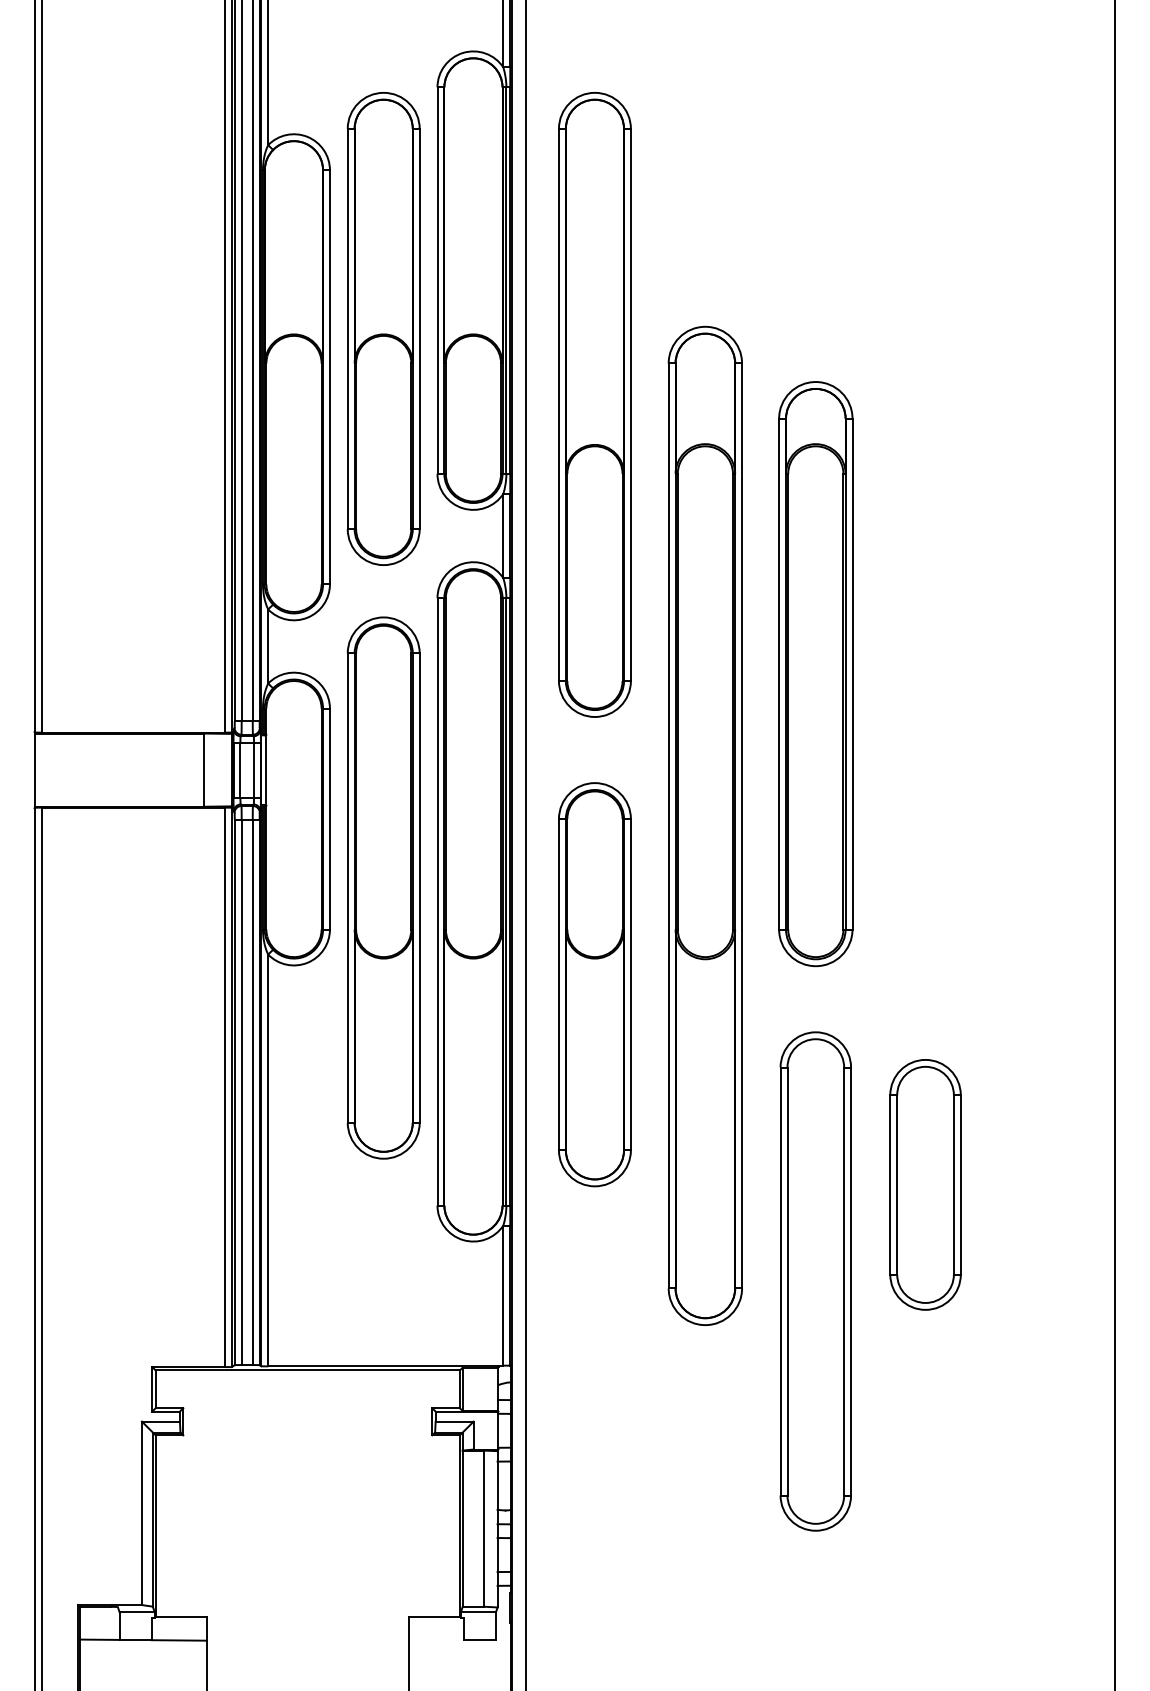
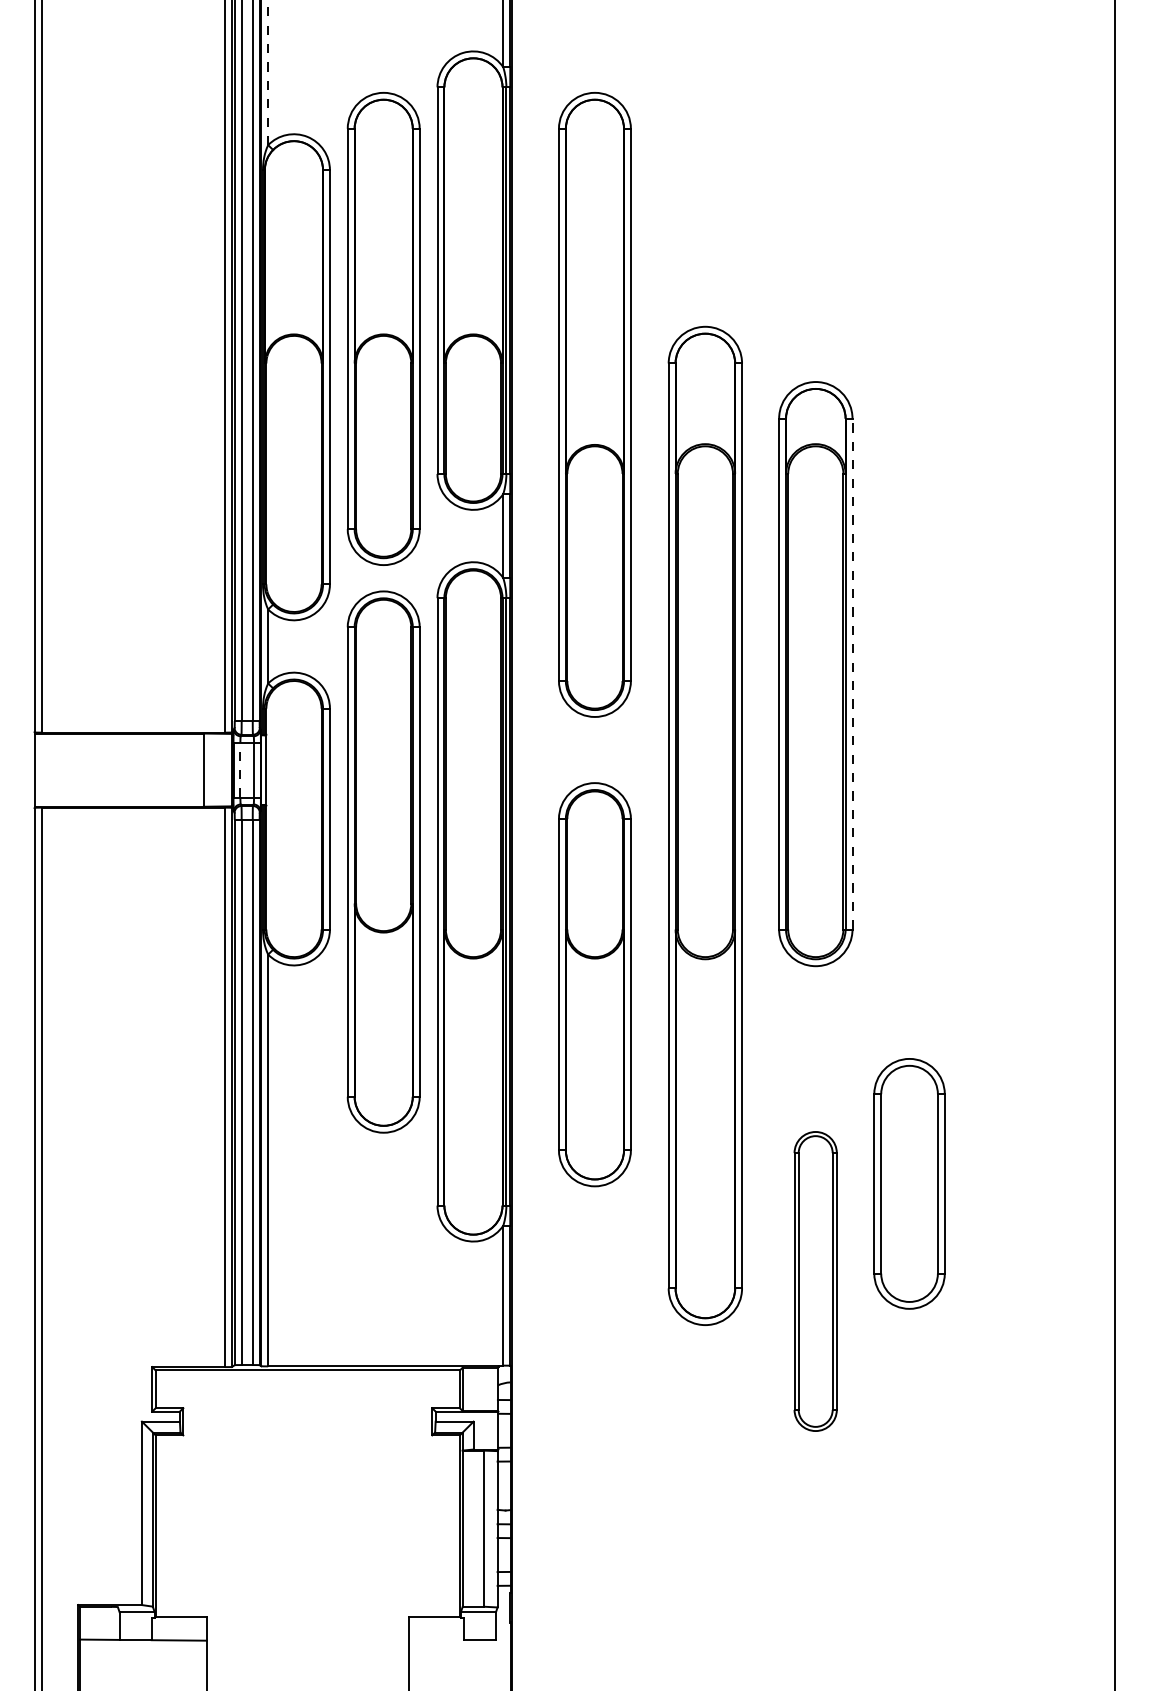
line: solid -> dashed (268, 72)
line: solid -> dashed (852, 673)
line: solid -> dashed (240, 769)
line: present -> none (525, 844)
part position: (383, 887) -> (383, 861) (383, 861)
part position: (925, 1184) -> (909, 1183) (909, 1183)
part size: 73x501 px -> 45x301 px (815, 1281)
